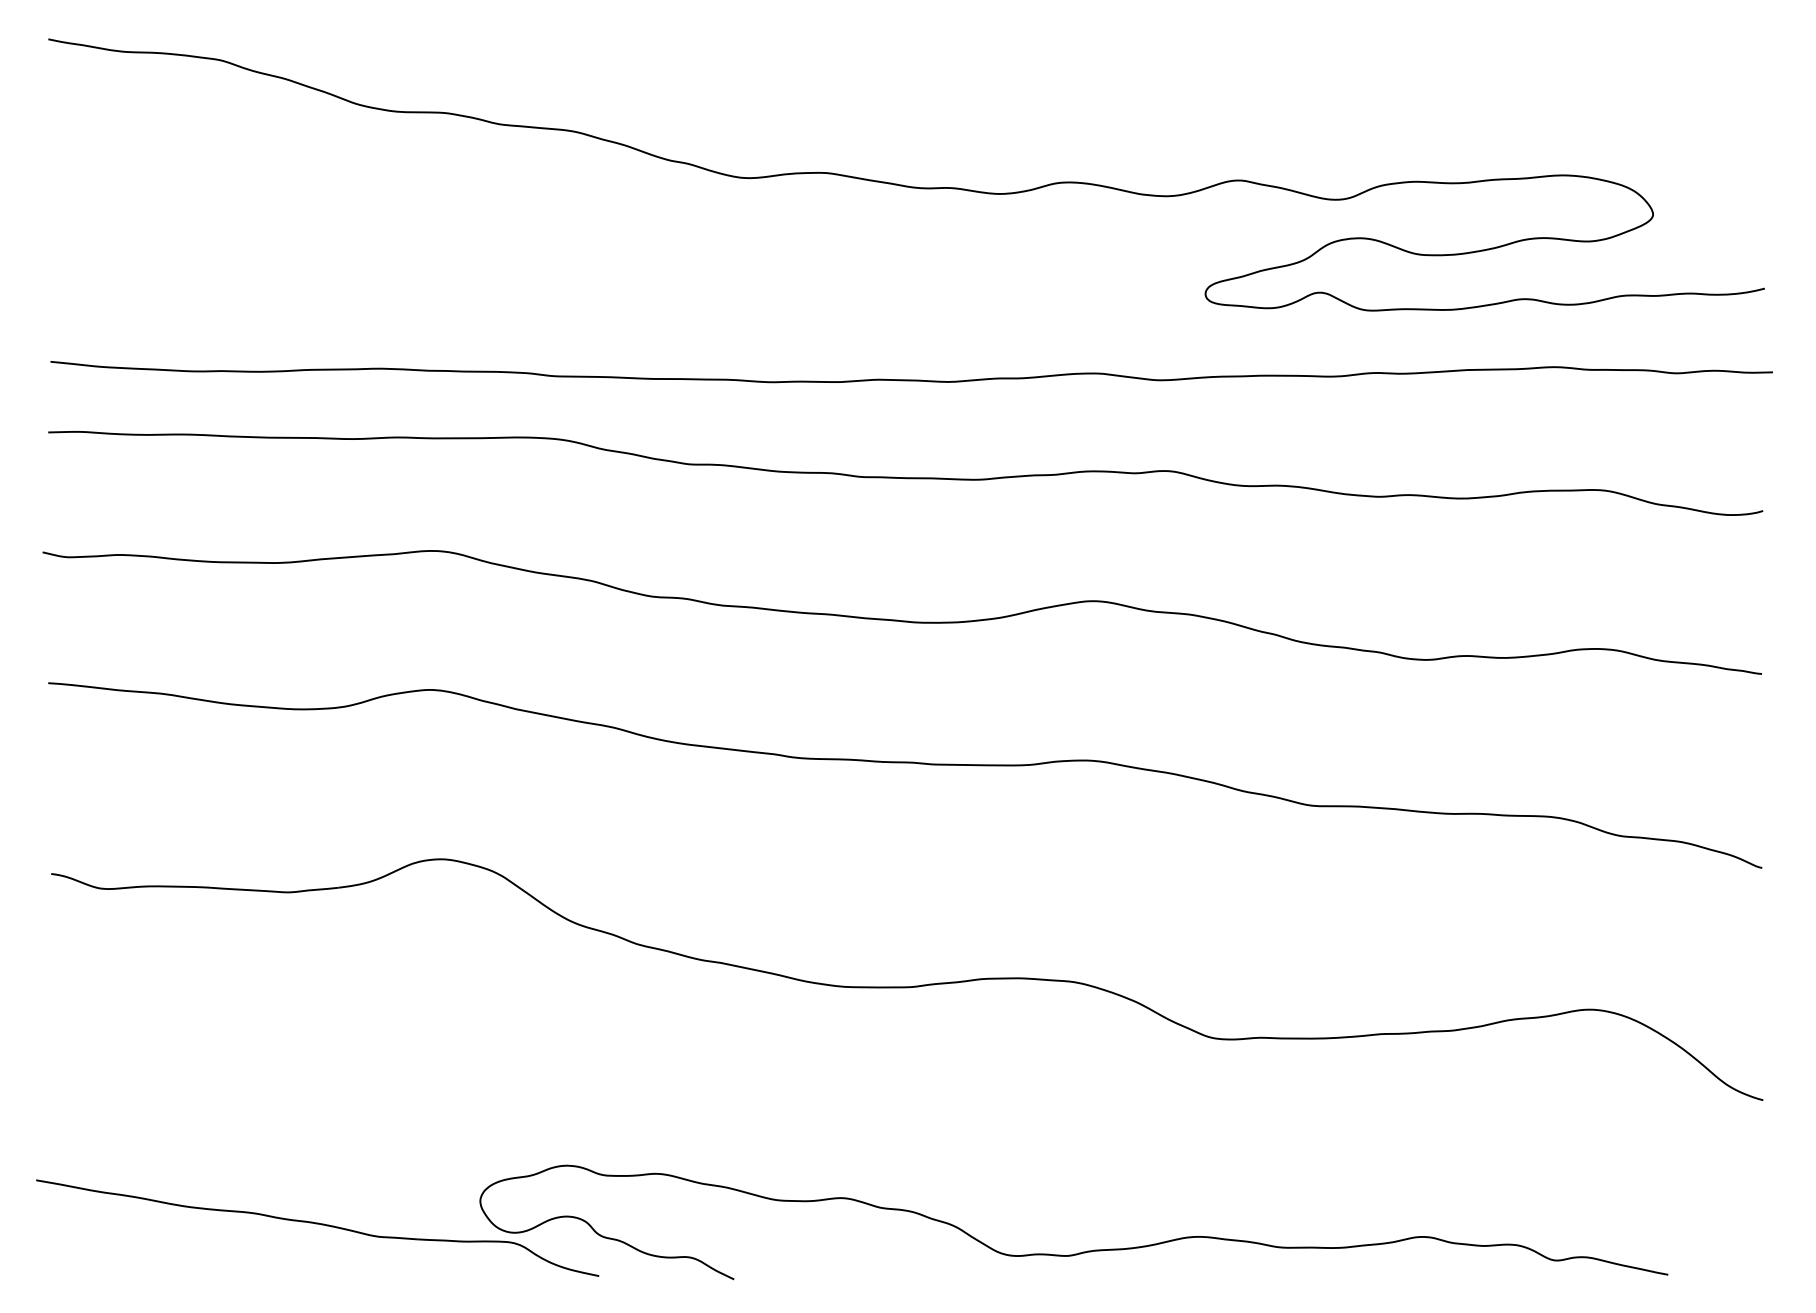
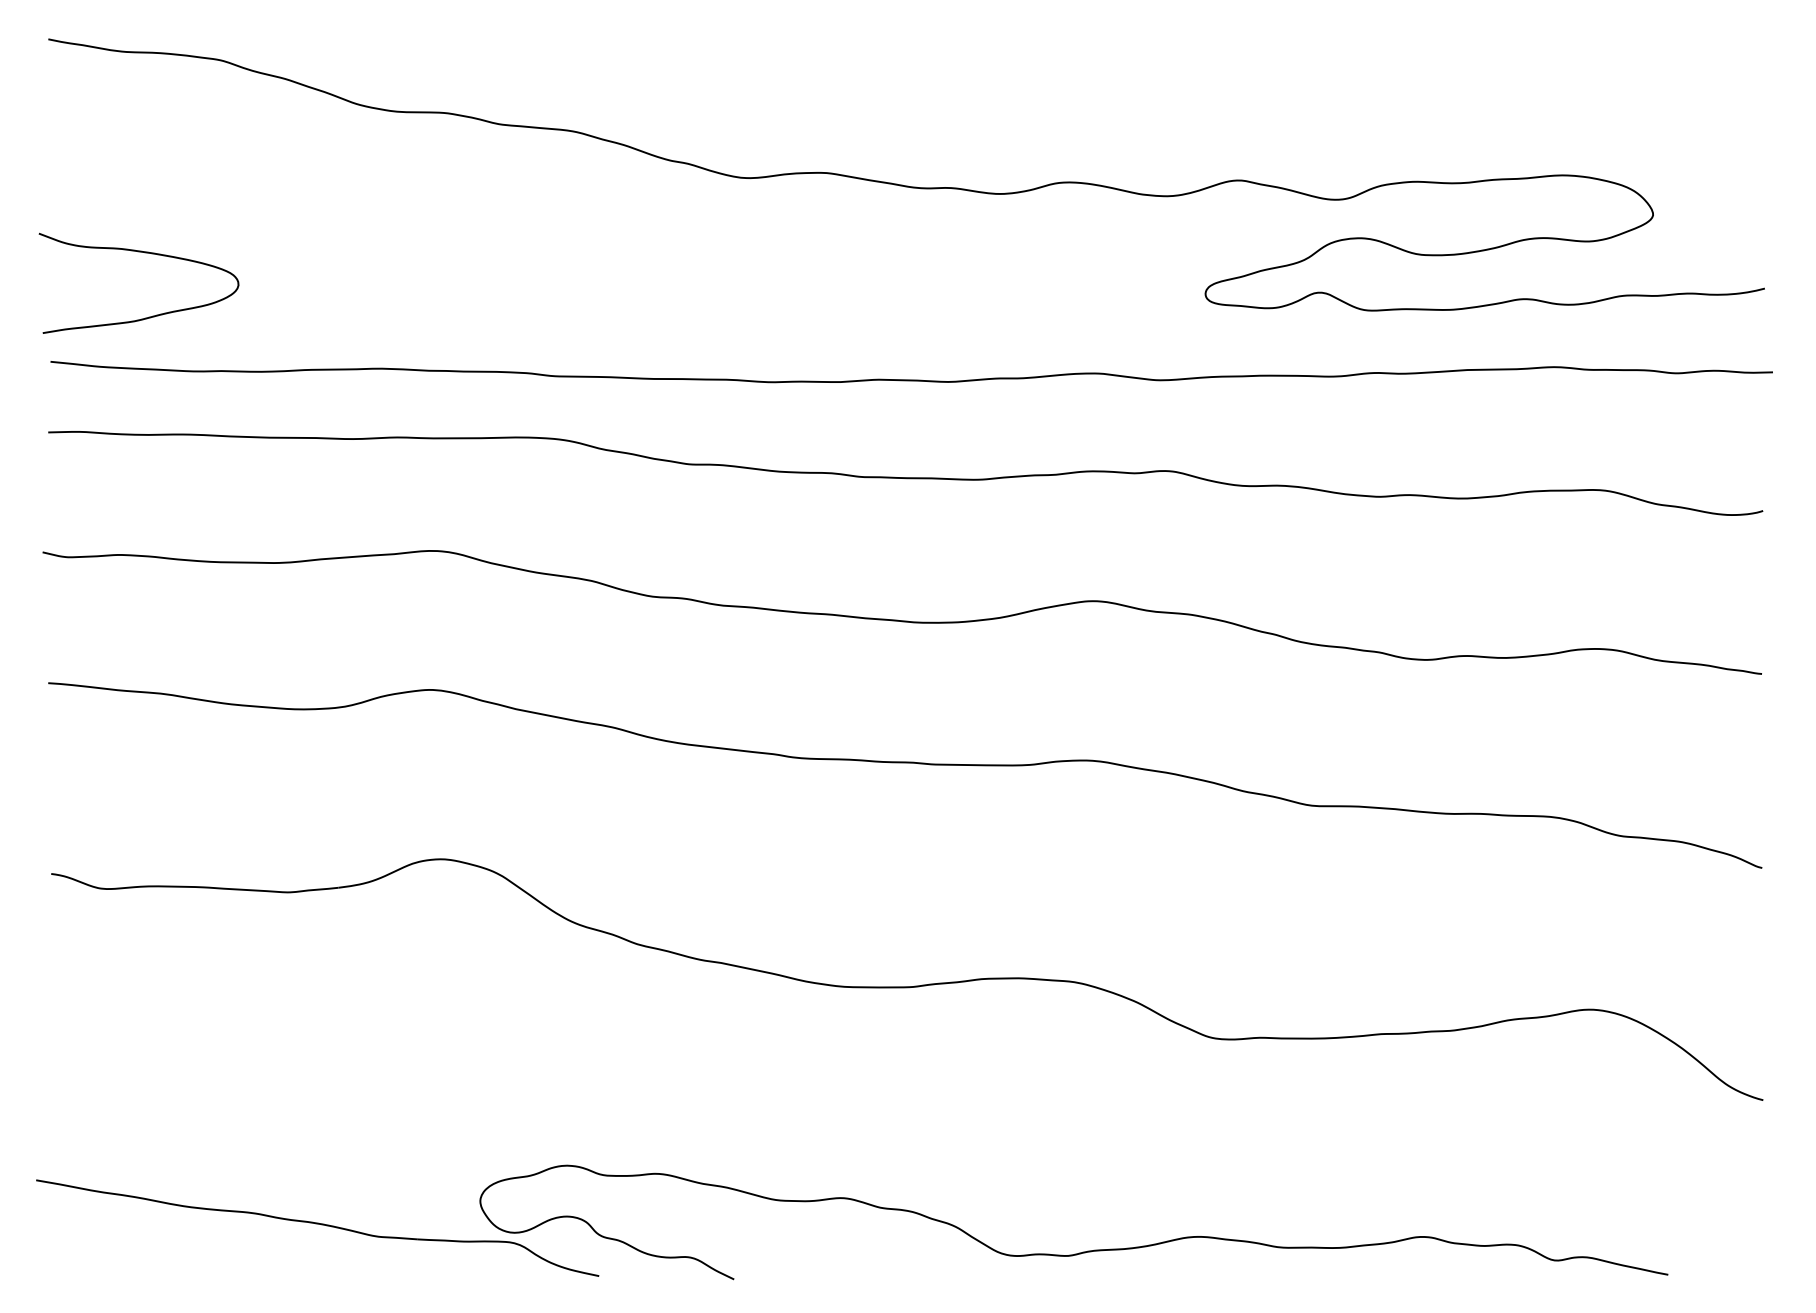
curve: none -> present (144, 253)
